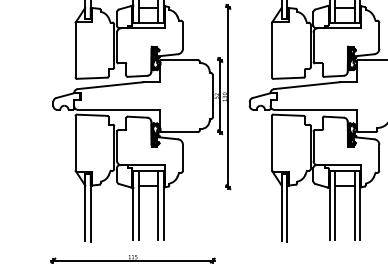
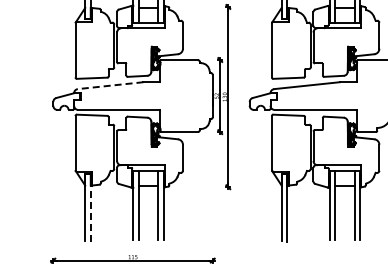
line: solid -> dashed (110, 85)
line: solid -> dashed (90, 208)
